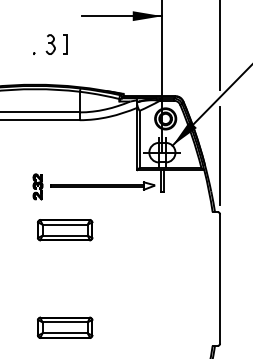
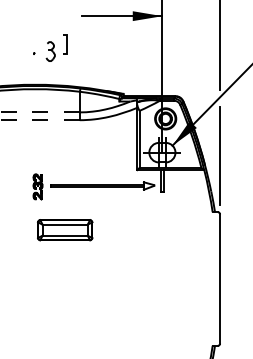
part position: (50, 44) -> (50, 51) (50, 51)
line: solid -> dashed (39, 112)
line: solid -> dashed (39, 120)
part: present -> none (65, 327)
